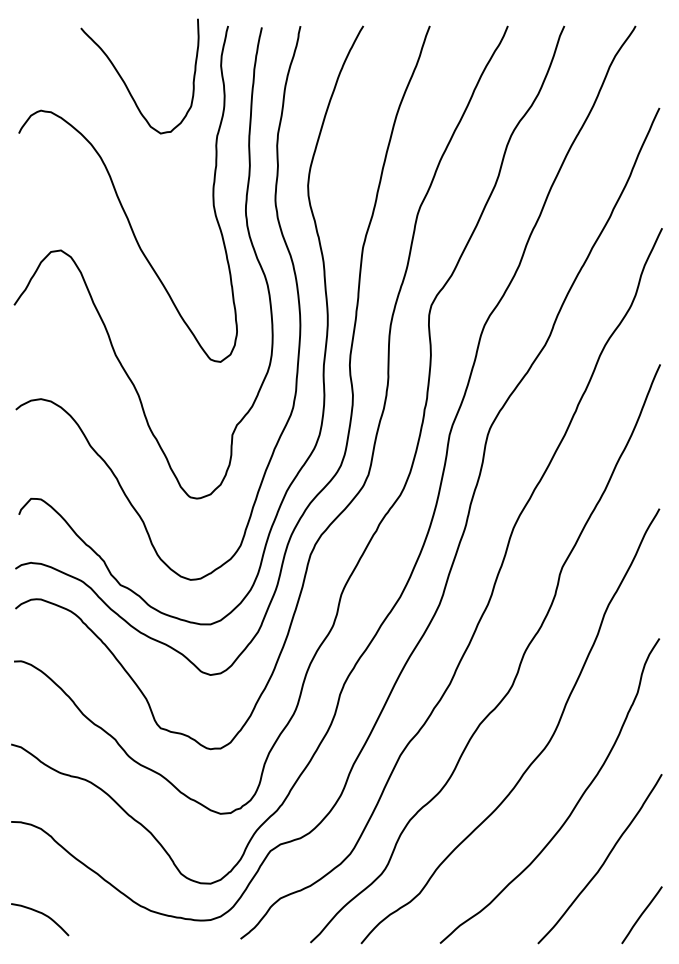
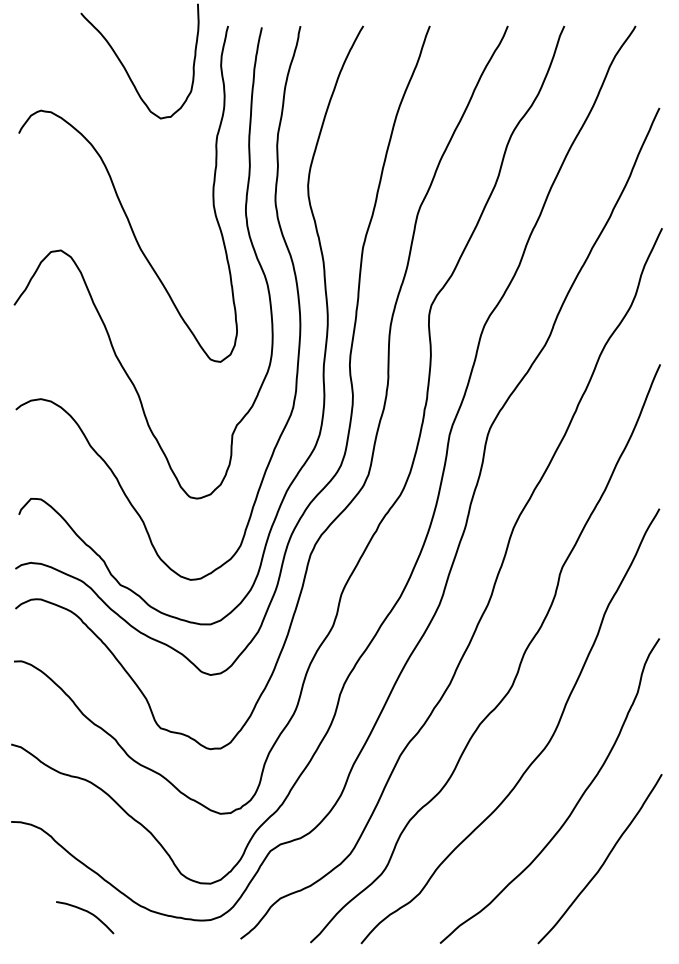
curve position: (125, 82) -> (125, 67) (125, 67)
curve position: (43, 915) -> (88, 913) (88, 913)
line: present -> none (641, 915)
